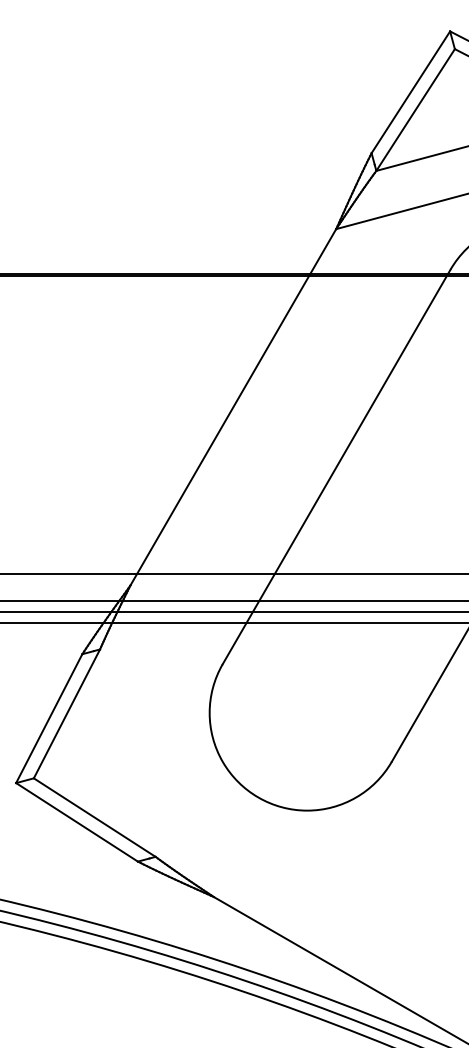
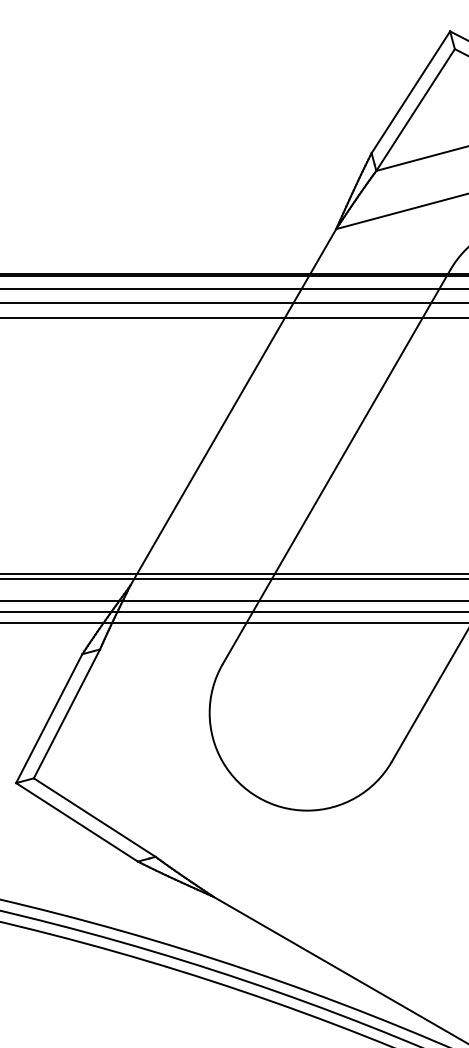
line: none -> present (233, 289)
line: none -> present (233, 302)
line: none -> present (233, 317)
line: none -> present (233, 579)
